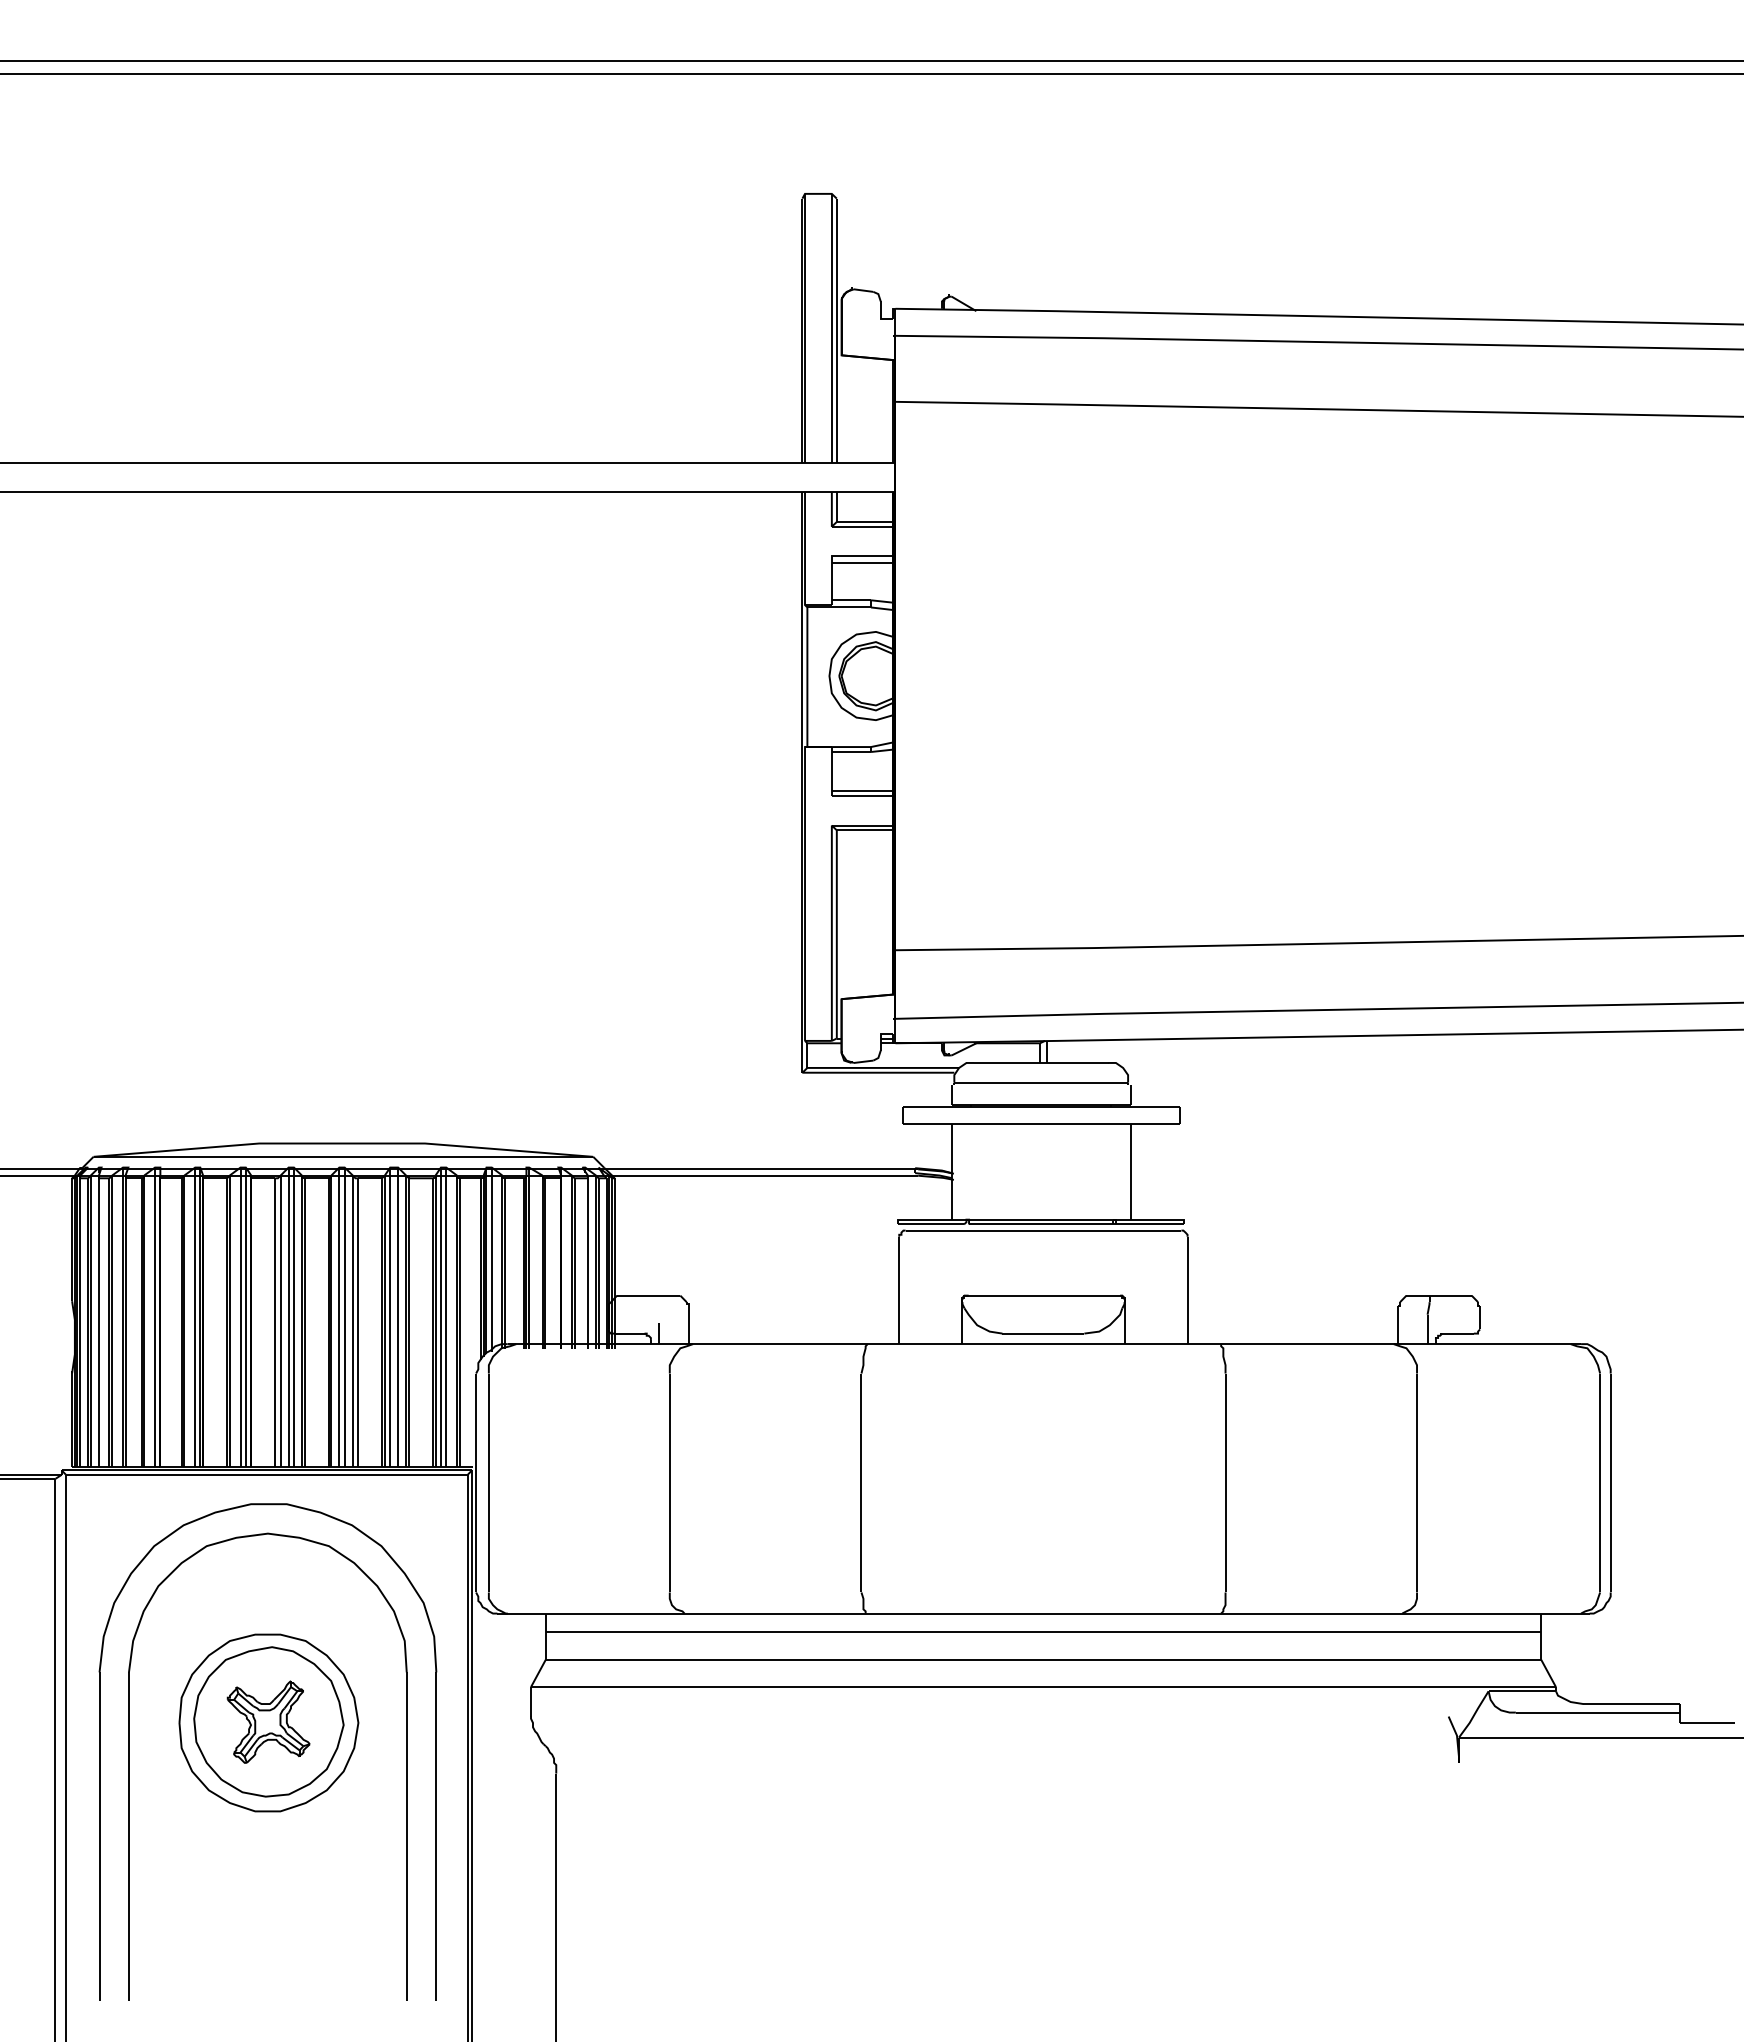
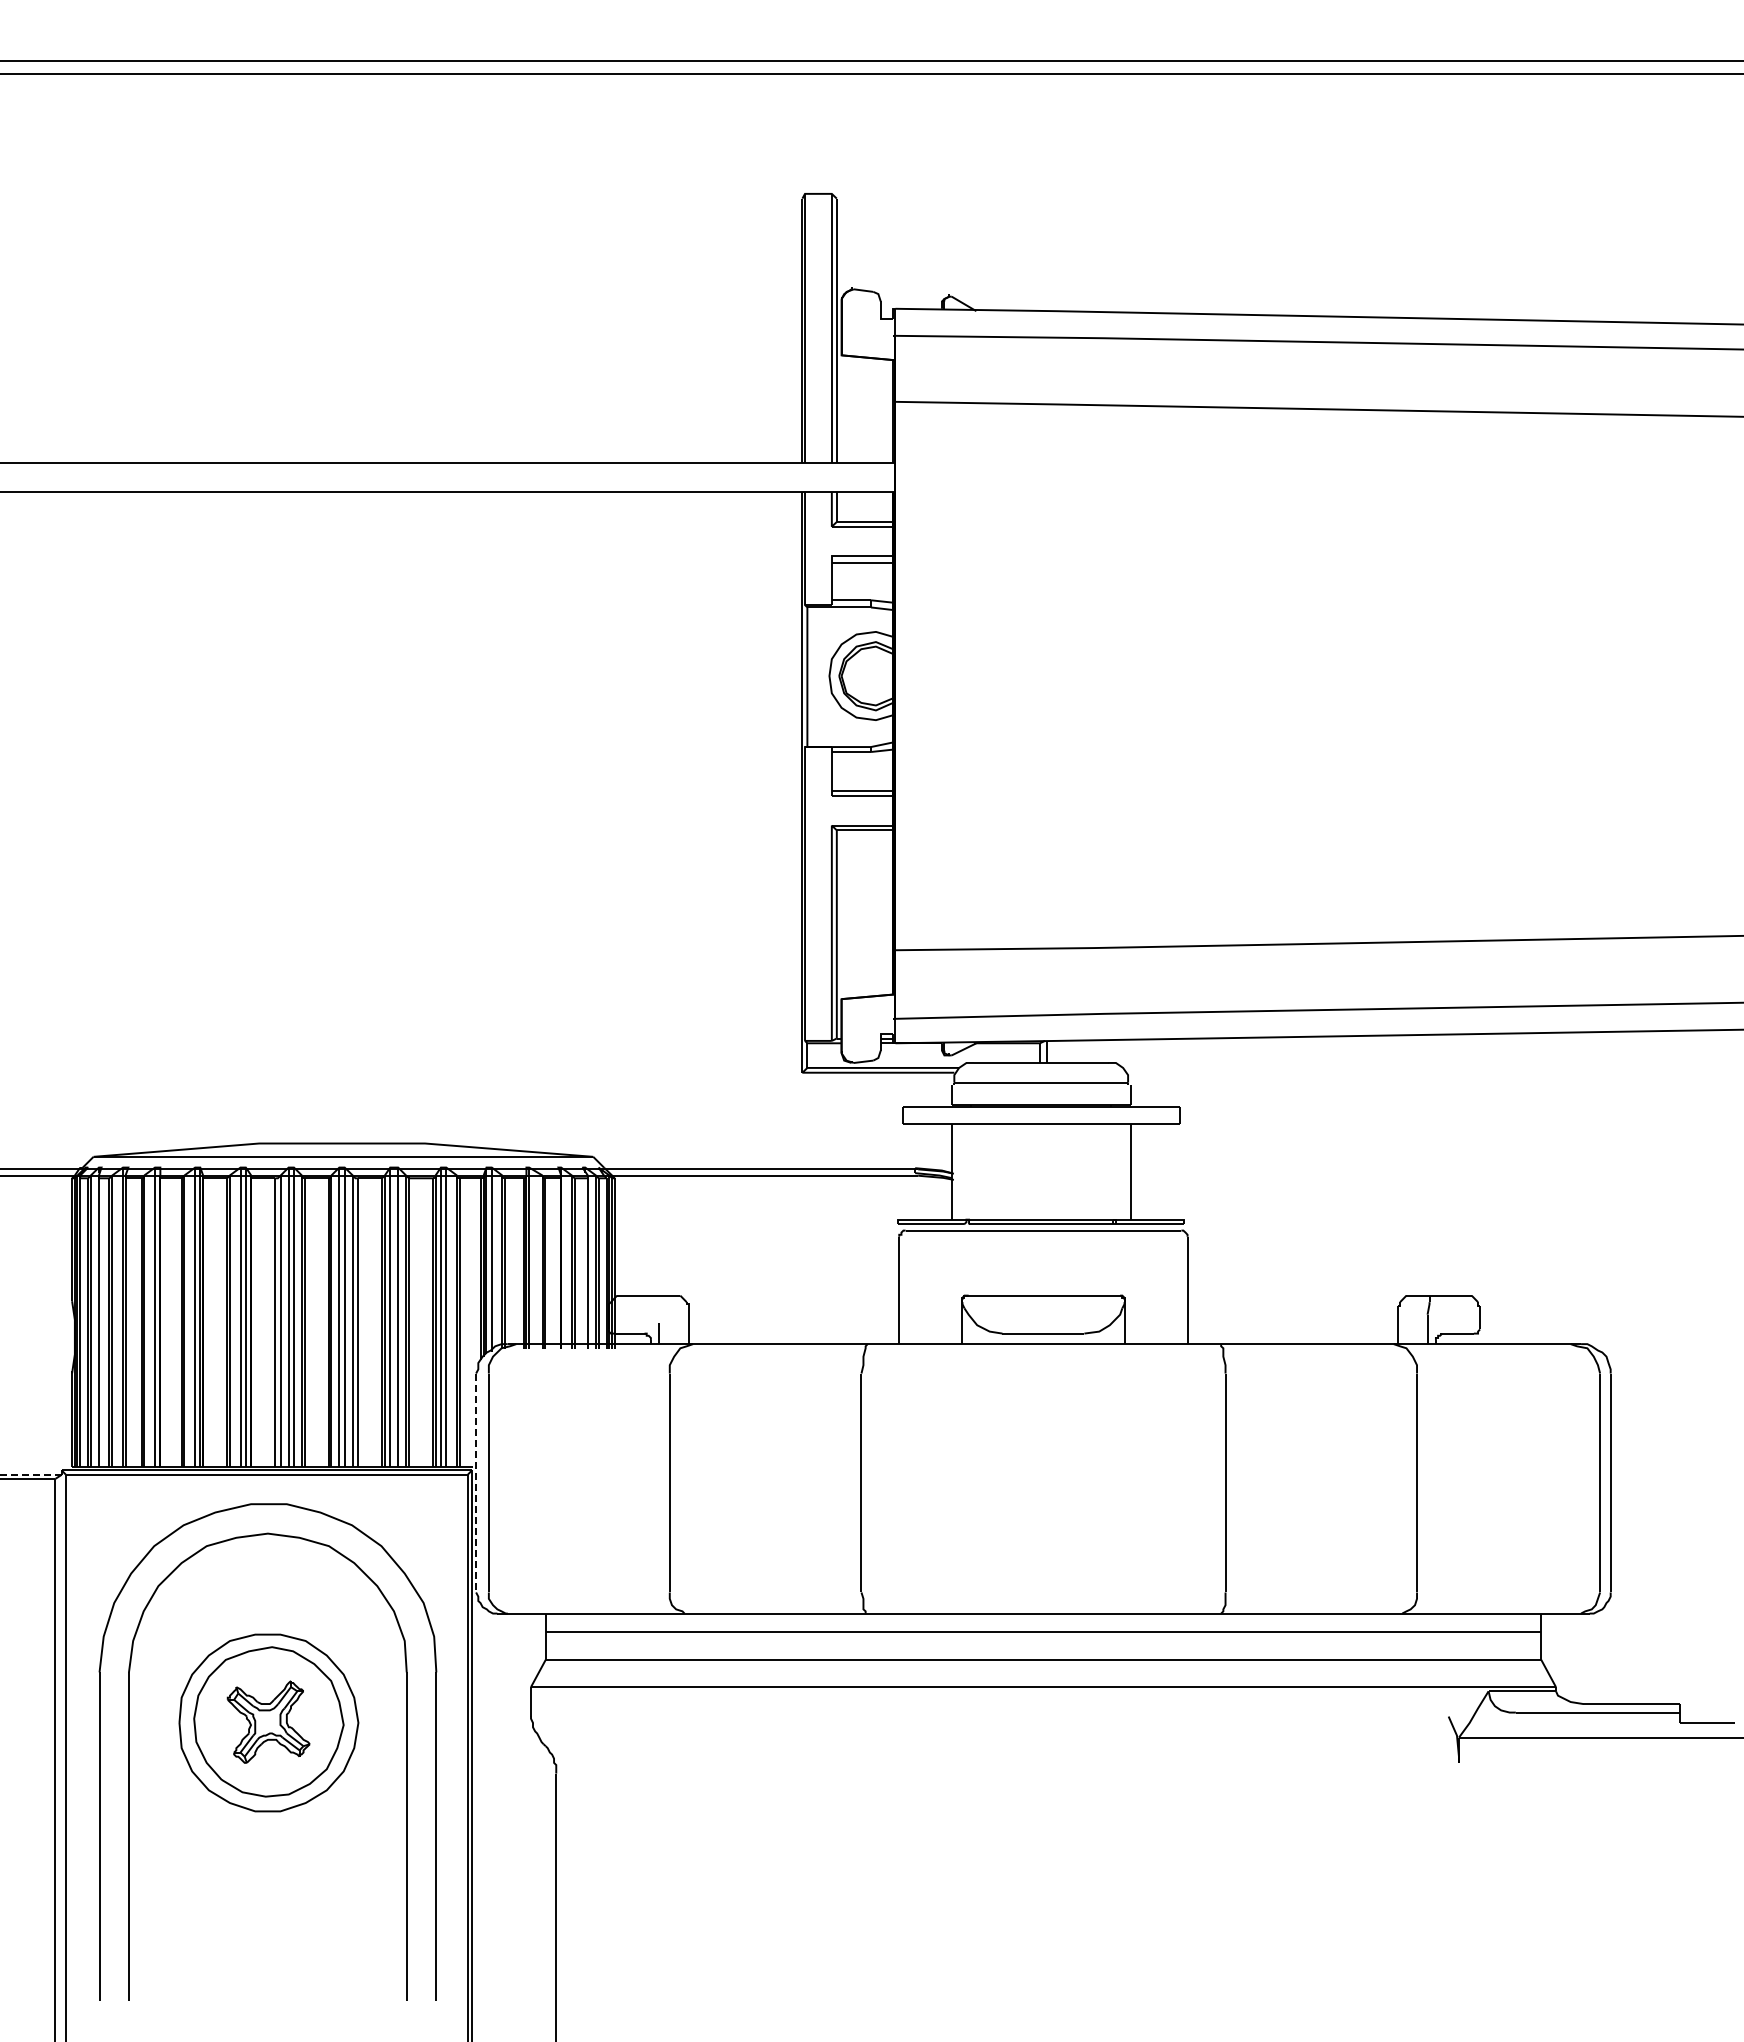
line: solid -> dashed (30, 1474)
line: solid -> dashed (476, 1483)
